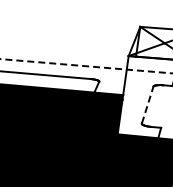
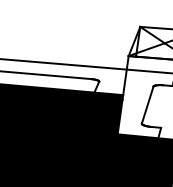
line: dashed -> solid (87, 66)
line: dashed -> solid (147, 104)
